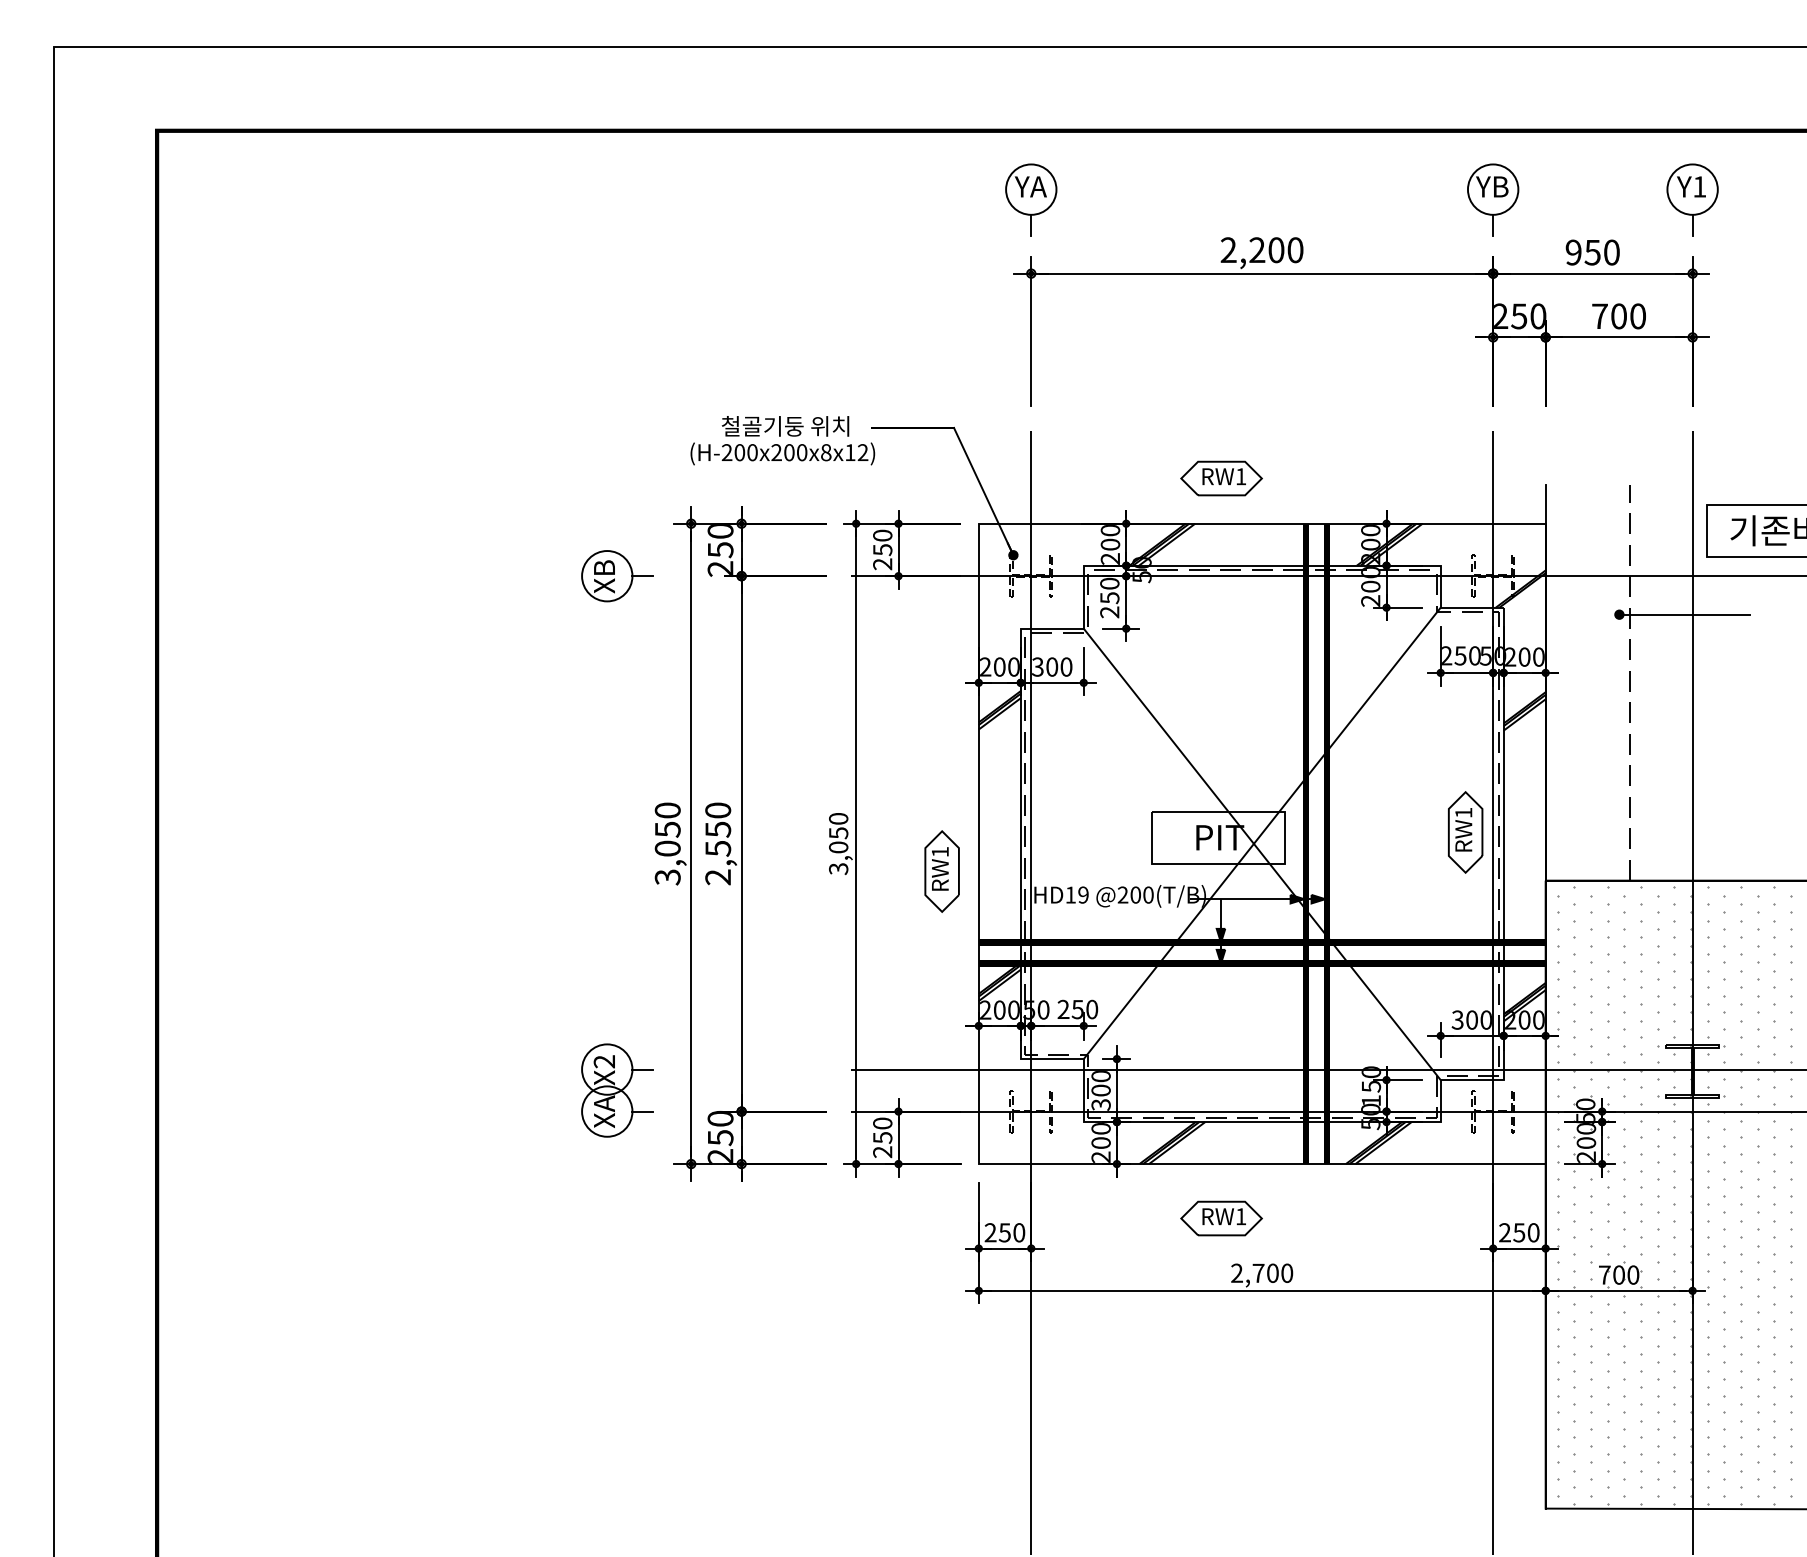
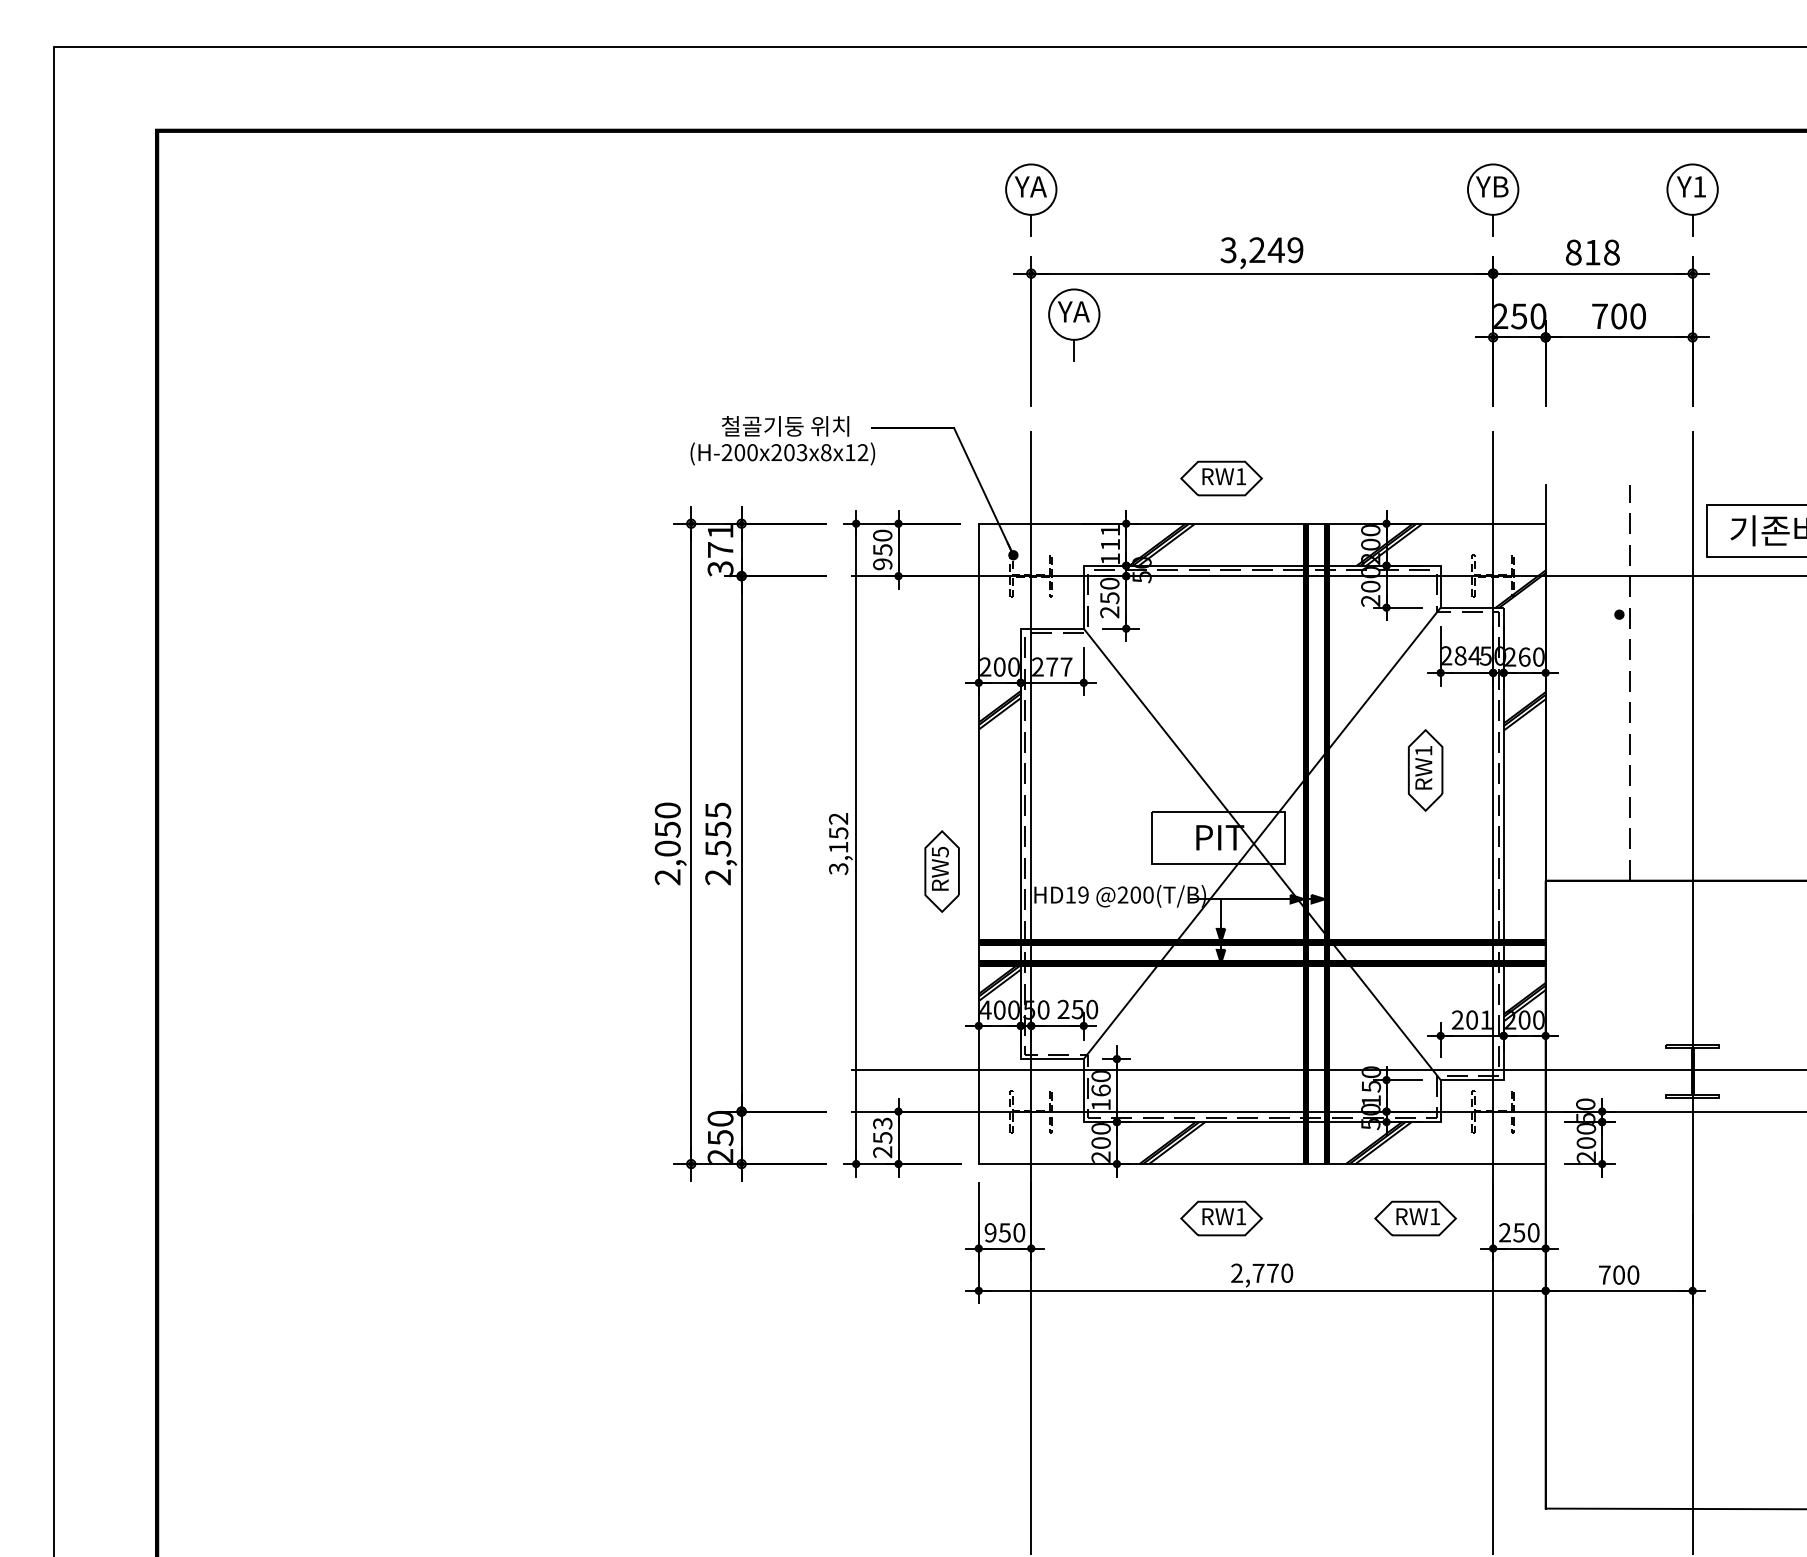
text: 2,200 -> 3,249 (1261, 250)
text: 950 -> 818 (1592, 252)
part: none -> present (1074, 324)
text: (H-200x200x8x12) -> (H-200x203x8x12) (801, 452)
text: 200 -> 111 (1110, 544)
text: 250 -> 371 (720, 551)
text: 250 -> 950 (882, 564)
part: present -> none (617, 576)
line: present -> none (1684, 614)
text: 250 -> 284 (1467, 655)
text: 200 -> 260 (1524, 656)
text: 300 -> 277 (1052, 666)
text: 2,550 -> 2,555 (718, 810)
part position: (1465, 832) -> (1425, 770) (1425, 770)
text: 3,050 -> 3,152 (838, 833)
text: RW1 -> RW5 (940, 851)
text: 3,050 -> 2,050 (667, 877)
text: 200 -> 400 (985, 1009)
text: 300 -> 201 (1471, 1019)
part: present -> none (617, 1090)
text: 300 -> 160 (1100, 1097)
text: 250 -> 253 (882, 1123)
hatch: present -> none (1673, 1195)
part: none -> present (1415, 1218)
text: 250 -> 950 (990, 1232)
text: 2,700 -> 2,770 (1272, 1272)
